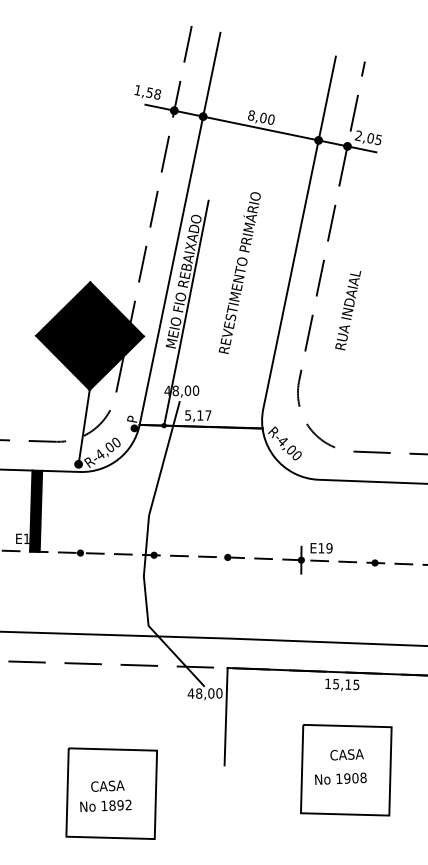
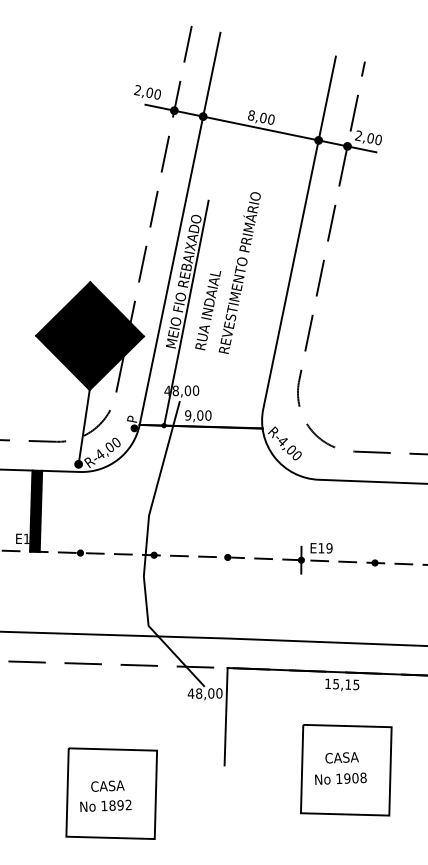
text: 1,58 -> 2,00 (147, 92)
text: 2,05 -> 2,00 (377, 139)
text position: (348, 310) -> (208, 310) (208, 310)
text: 5,17 -> 9,00 (198, 415)
text position: (346, 754) -> (341, 757) (341, 757)
